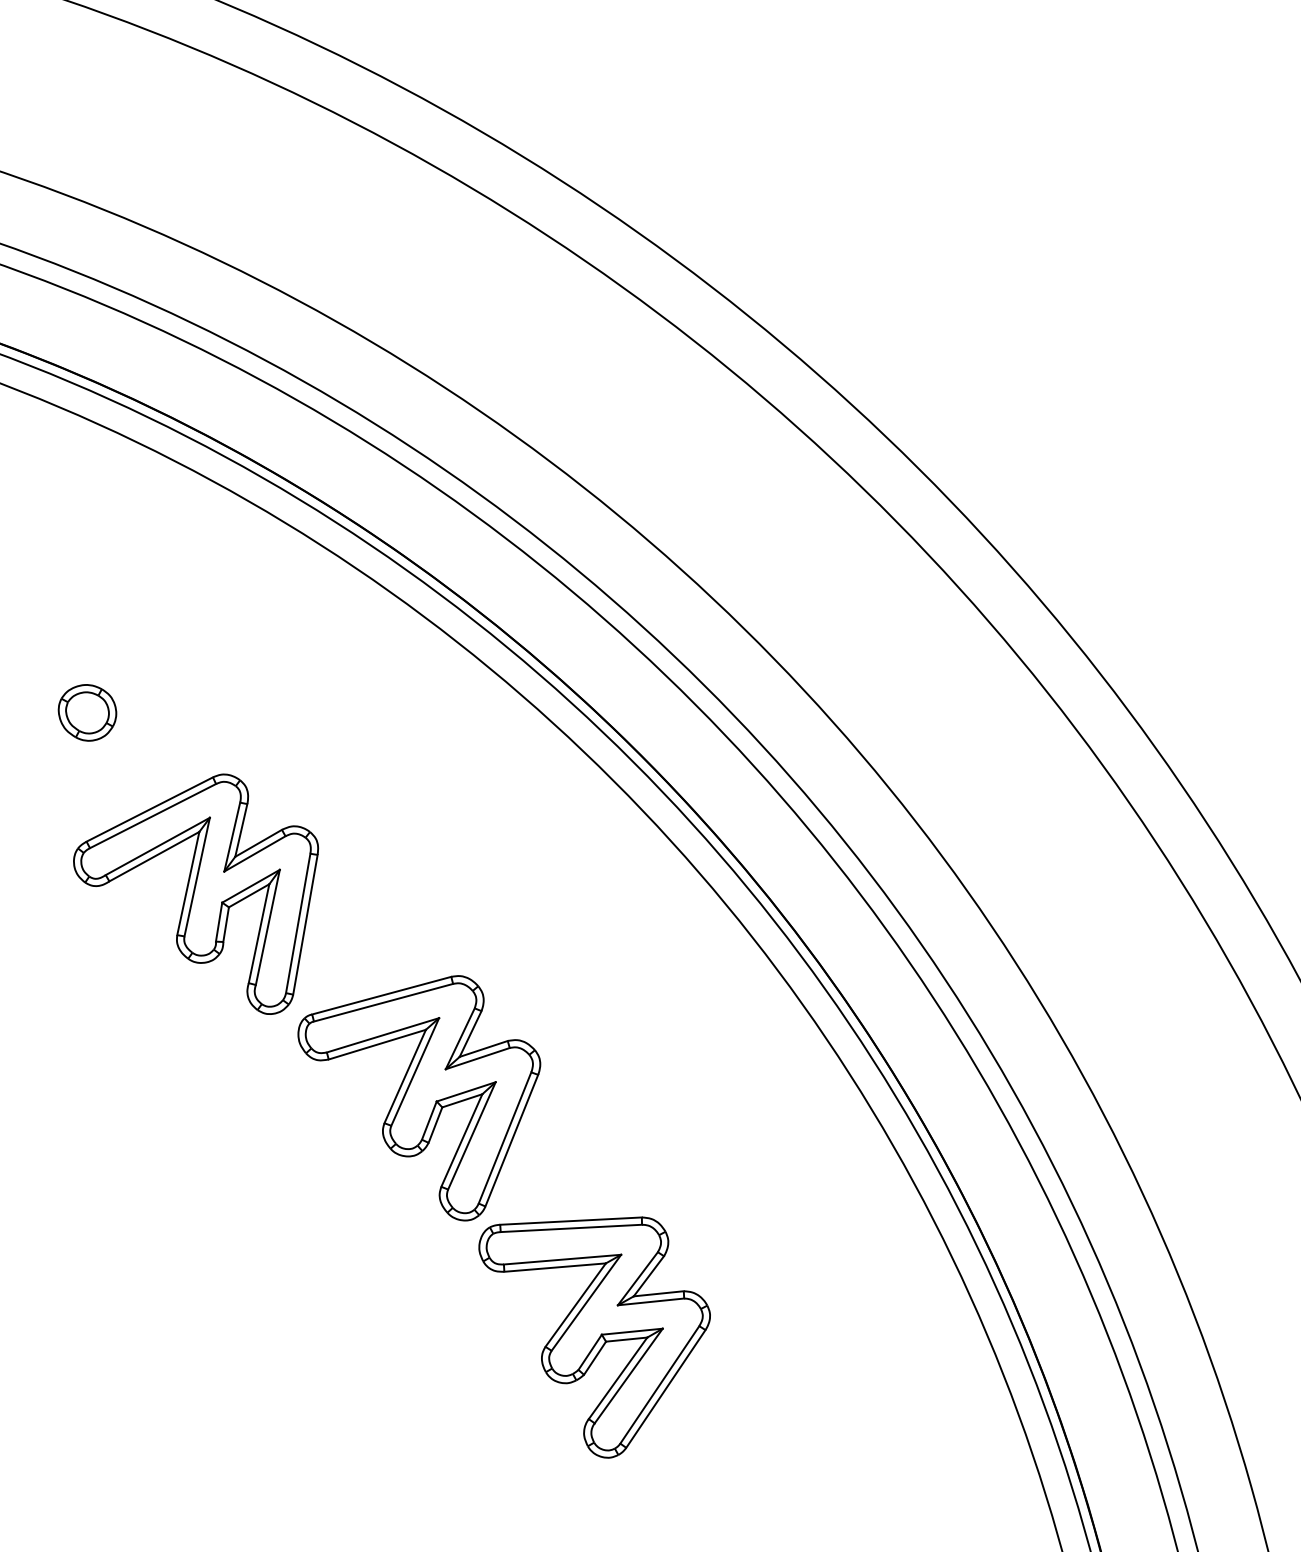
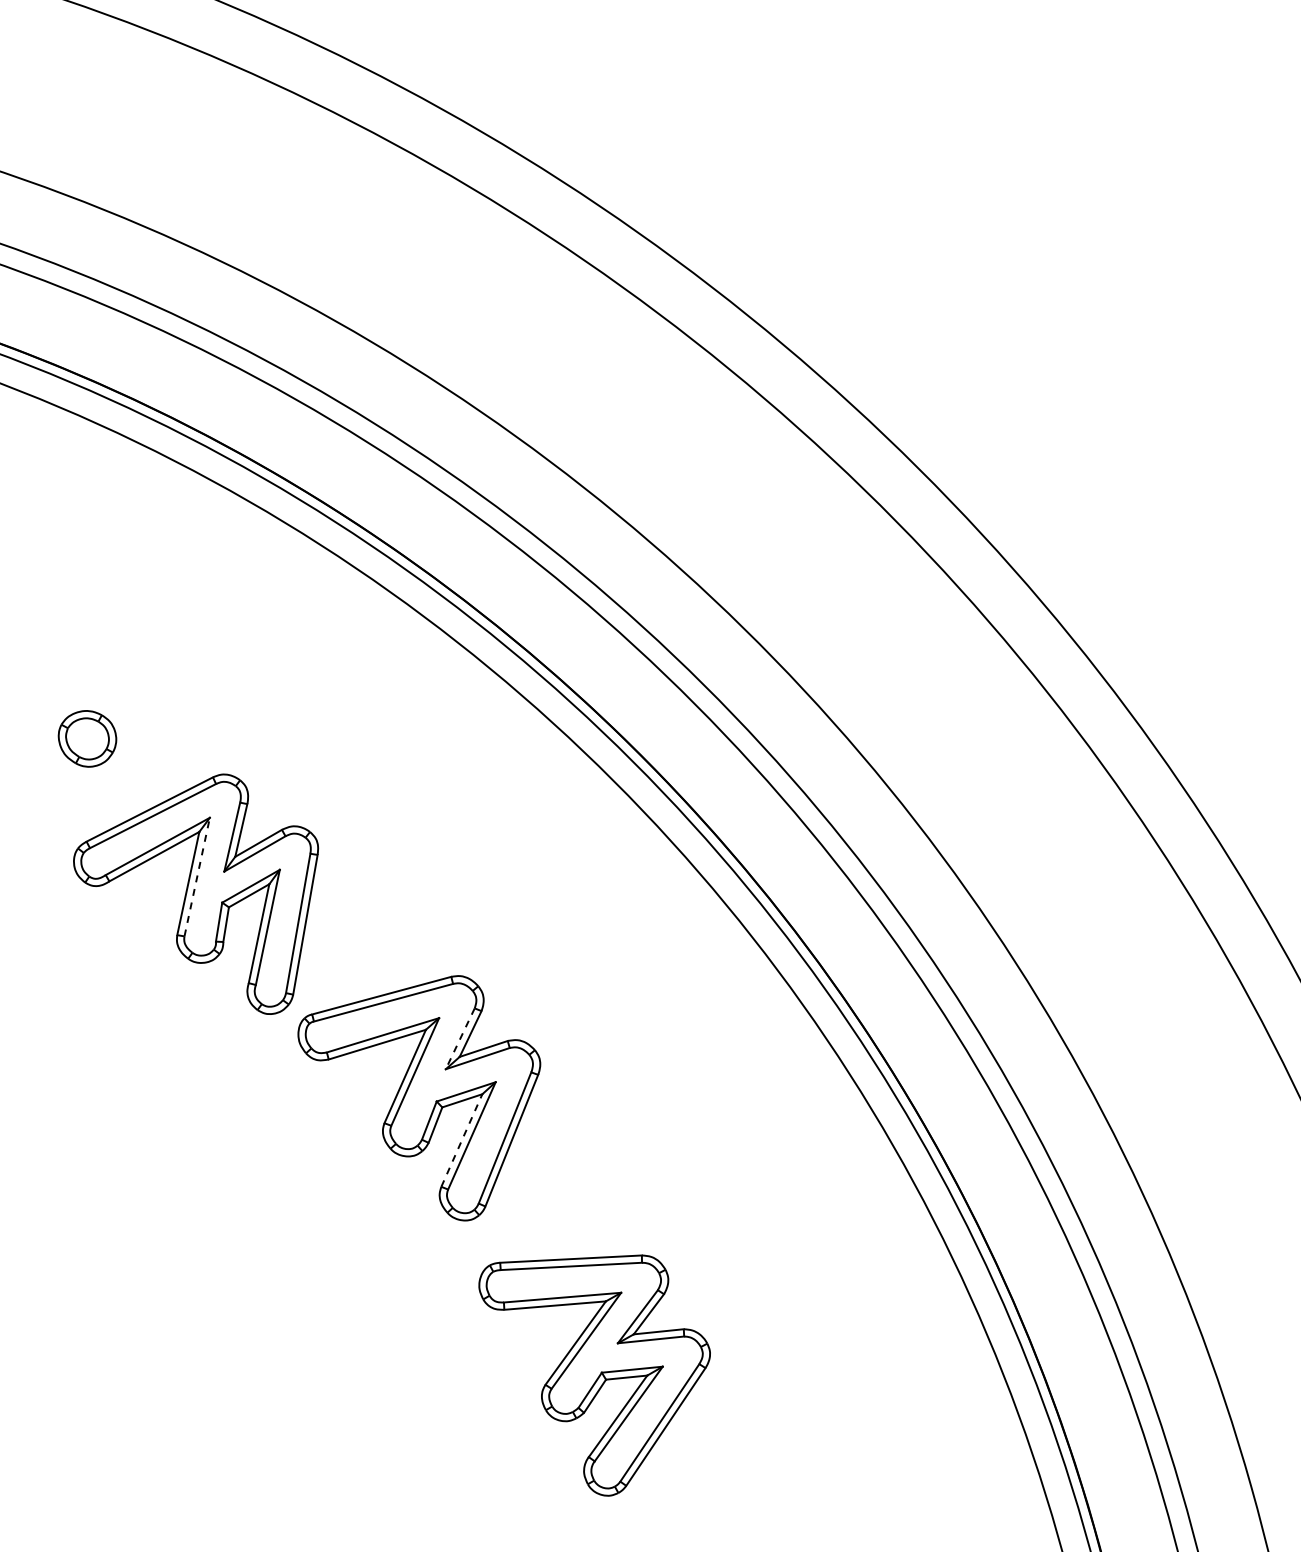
part position: (87, 712) -> (87, 738) (87, 738)
line: solid -> dashed (197, 877)
line: solid -> dashed (460, 1038)
line: solid -> dashed (461, 1140)
part position: (594, 1337) -> (594, 1375) (594, 1375)
